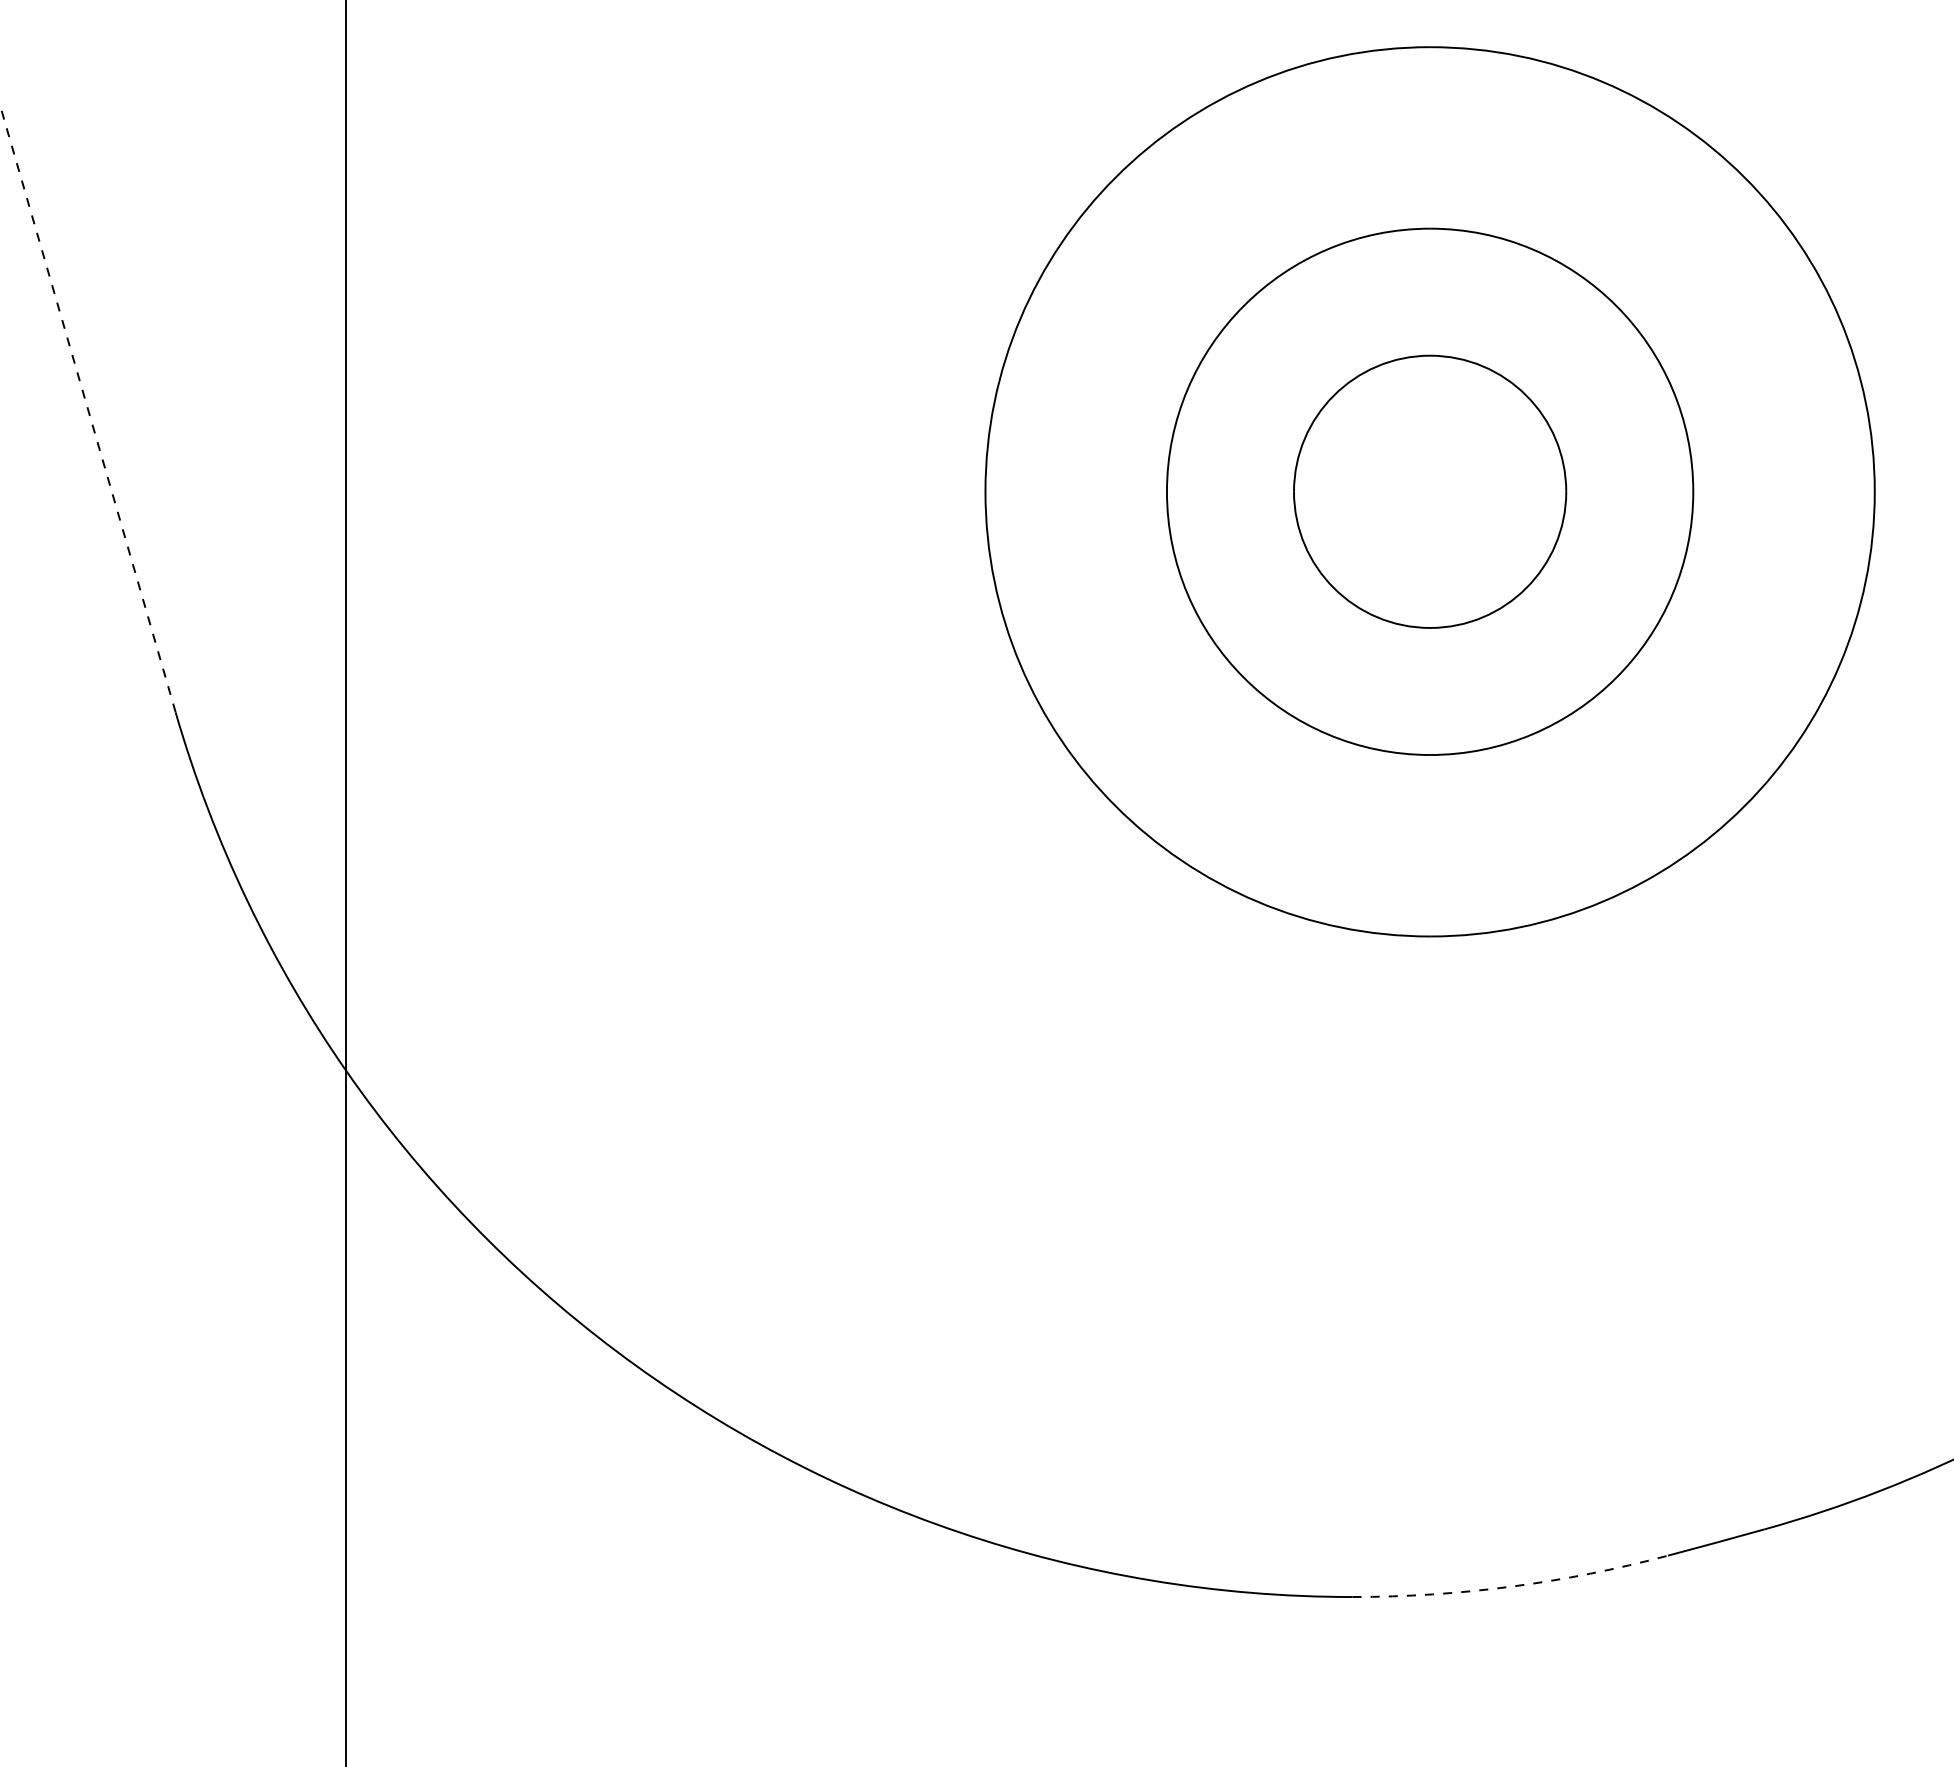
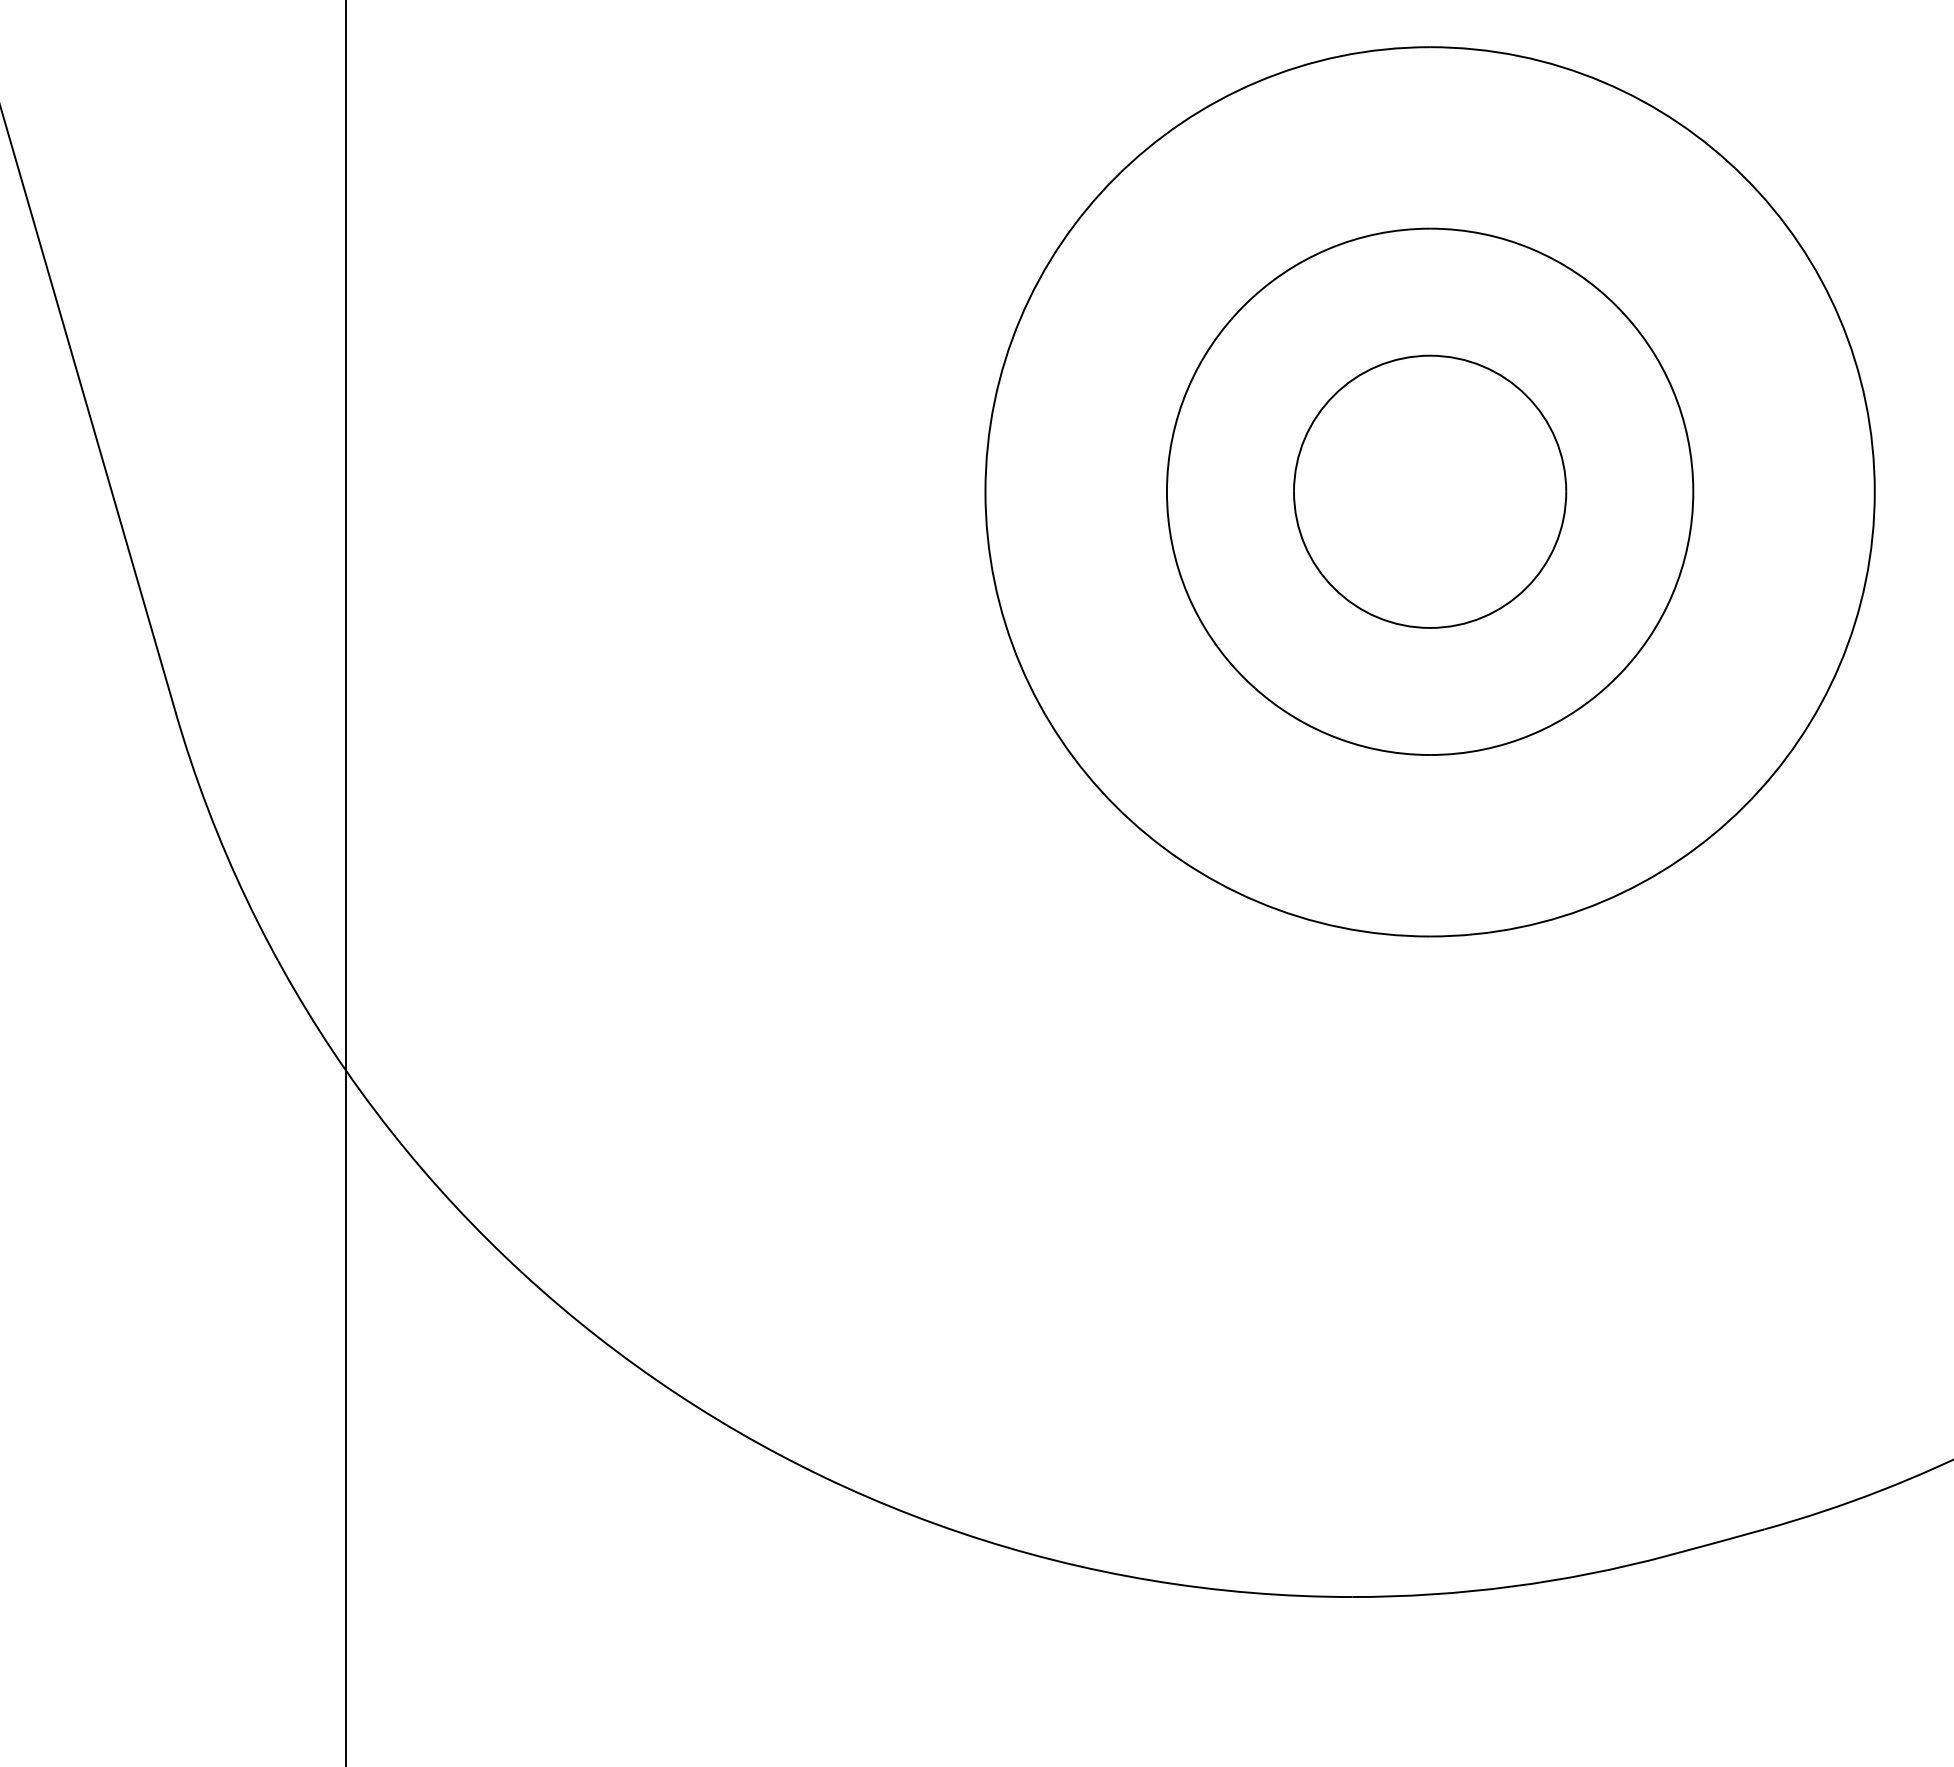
line: dashed -> solid (87, 408)
arc: dashed -> solid (1511, 1586)
